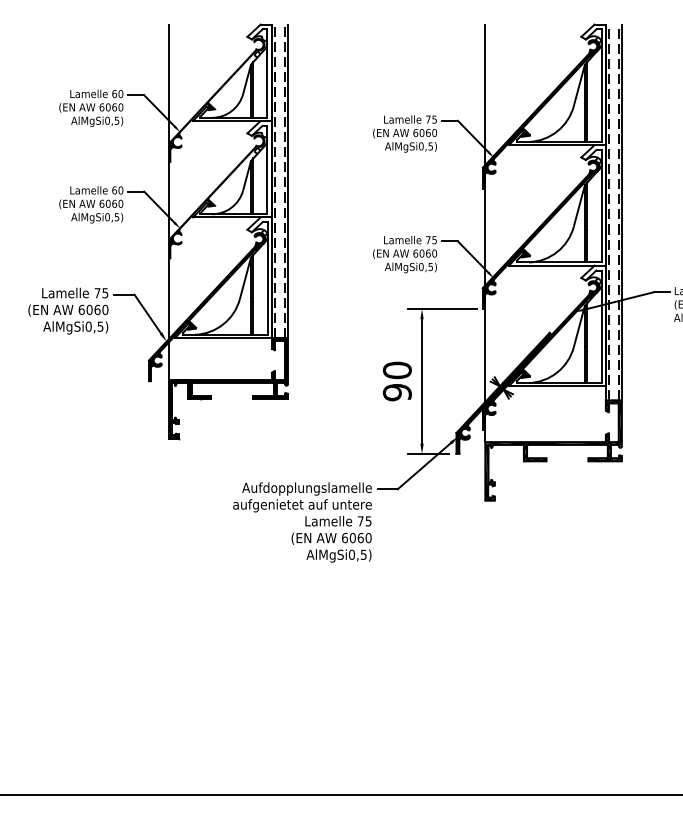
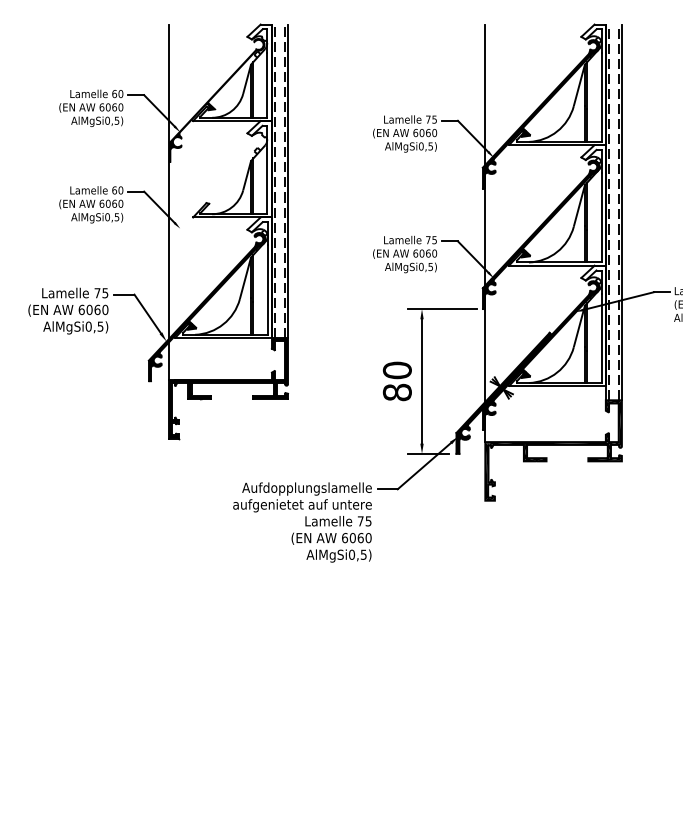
fill: present -> none (217, 196)
text: 90 -> 80 (397, 392)
line: present -> none (340, 795)
